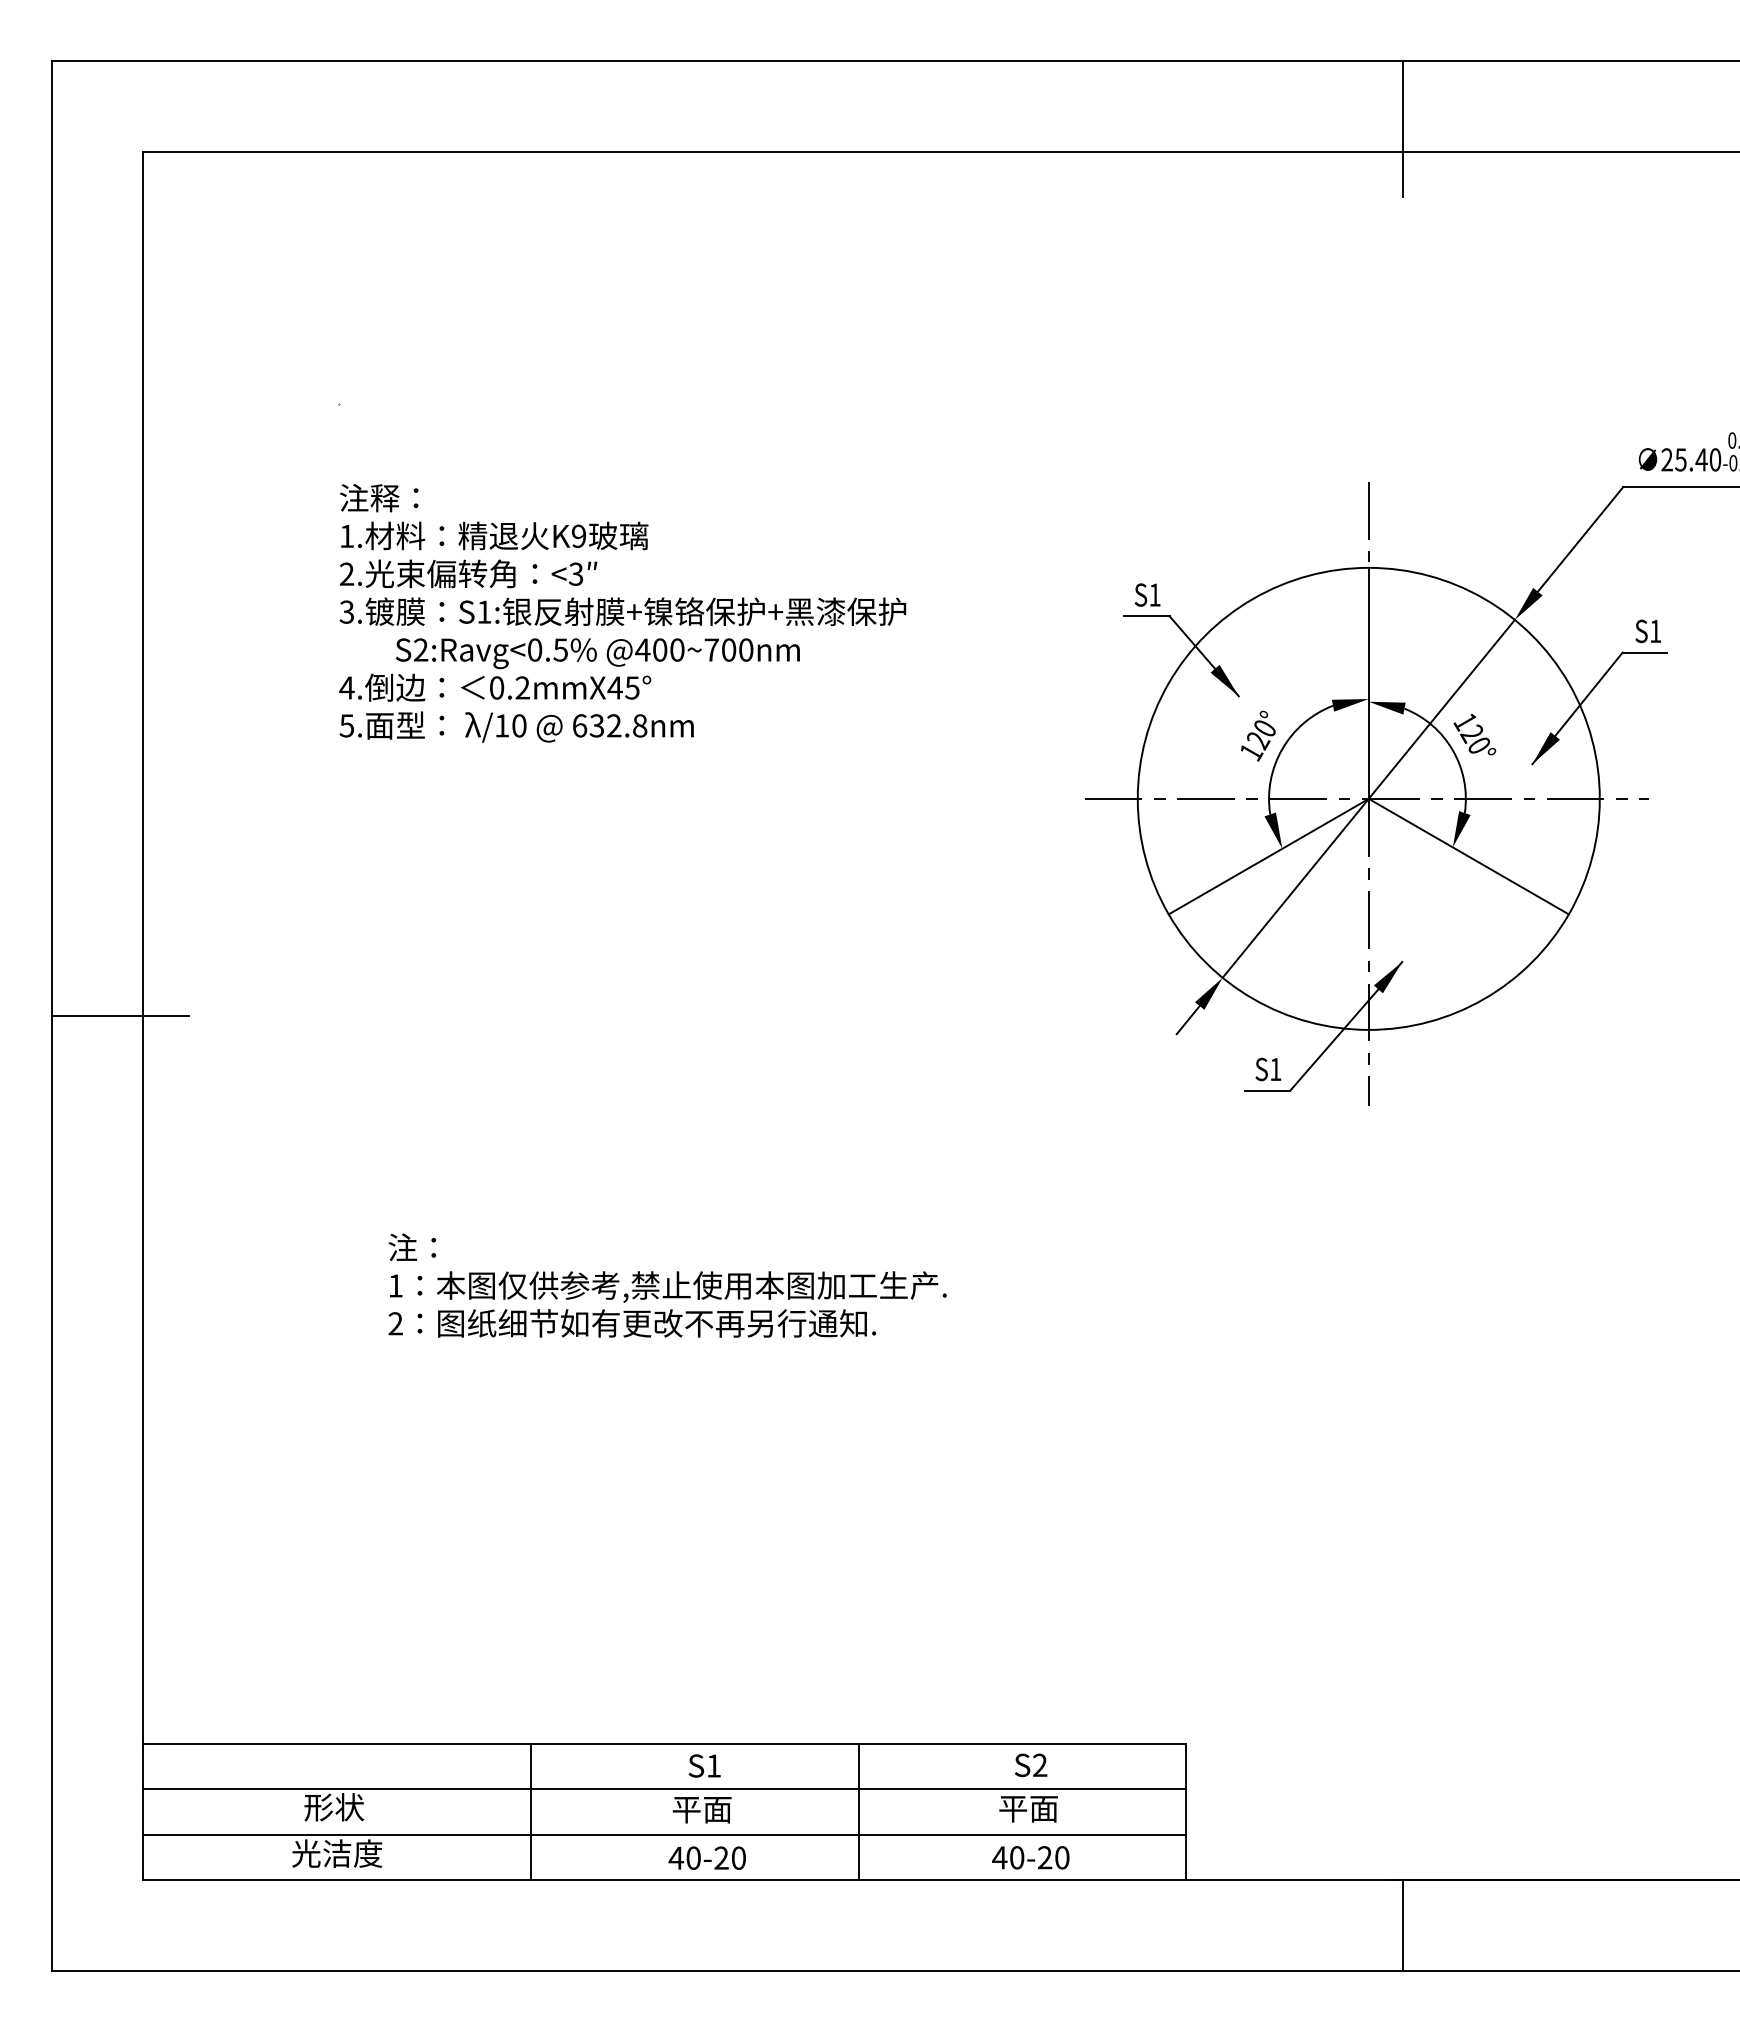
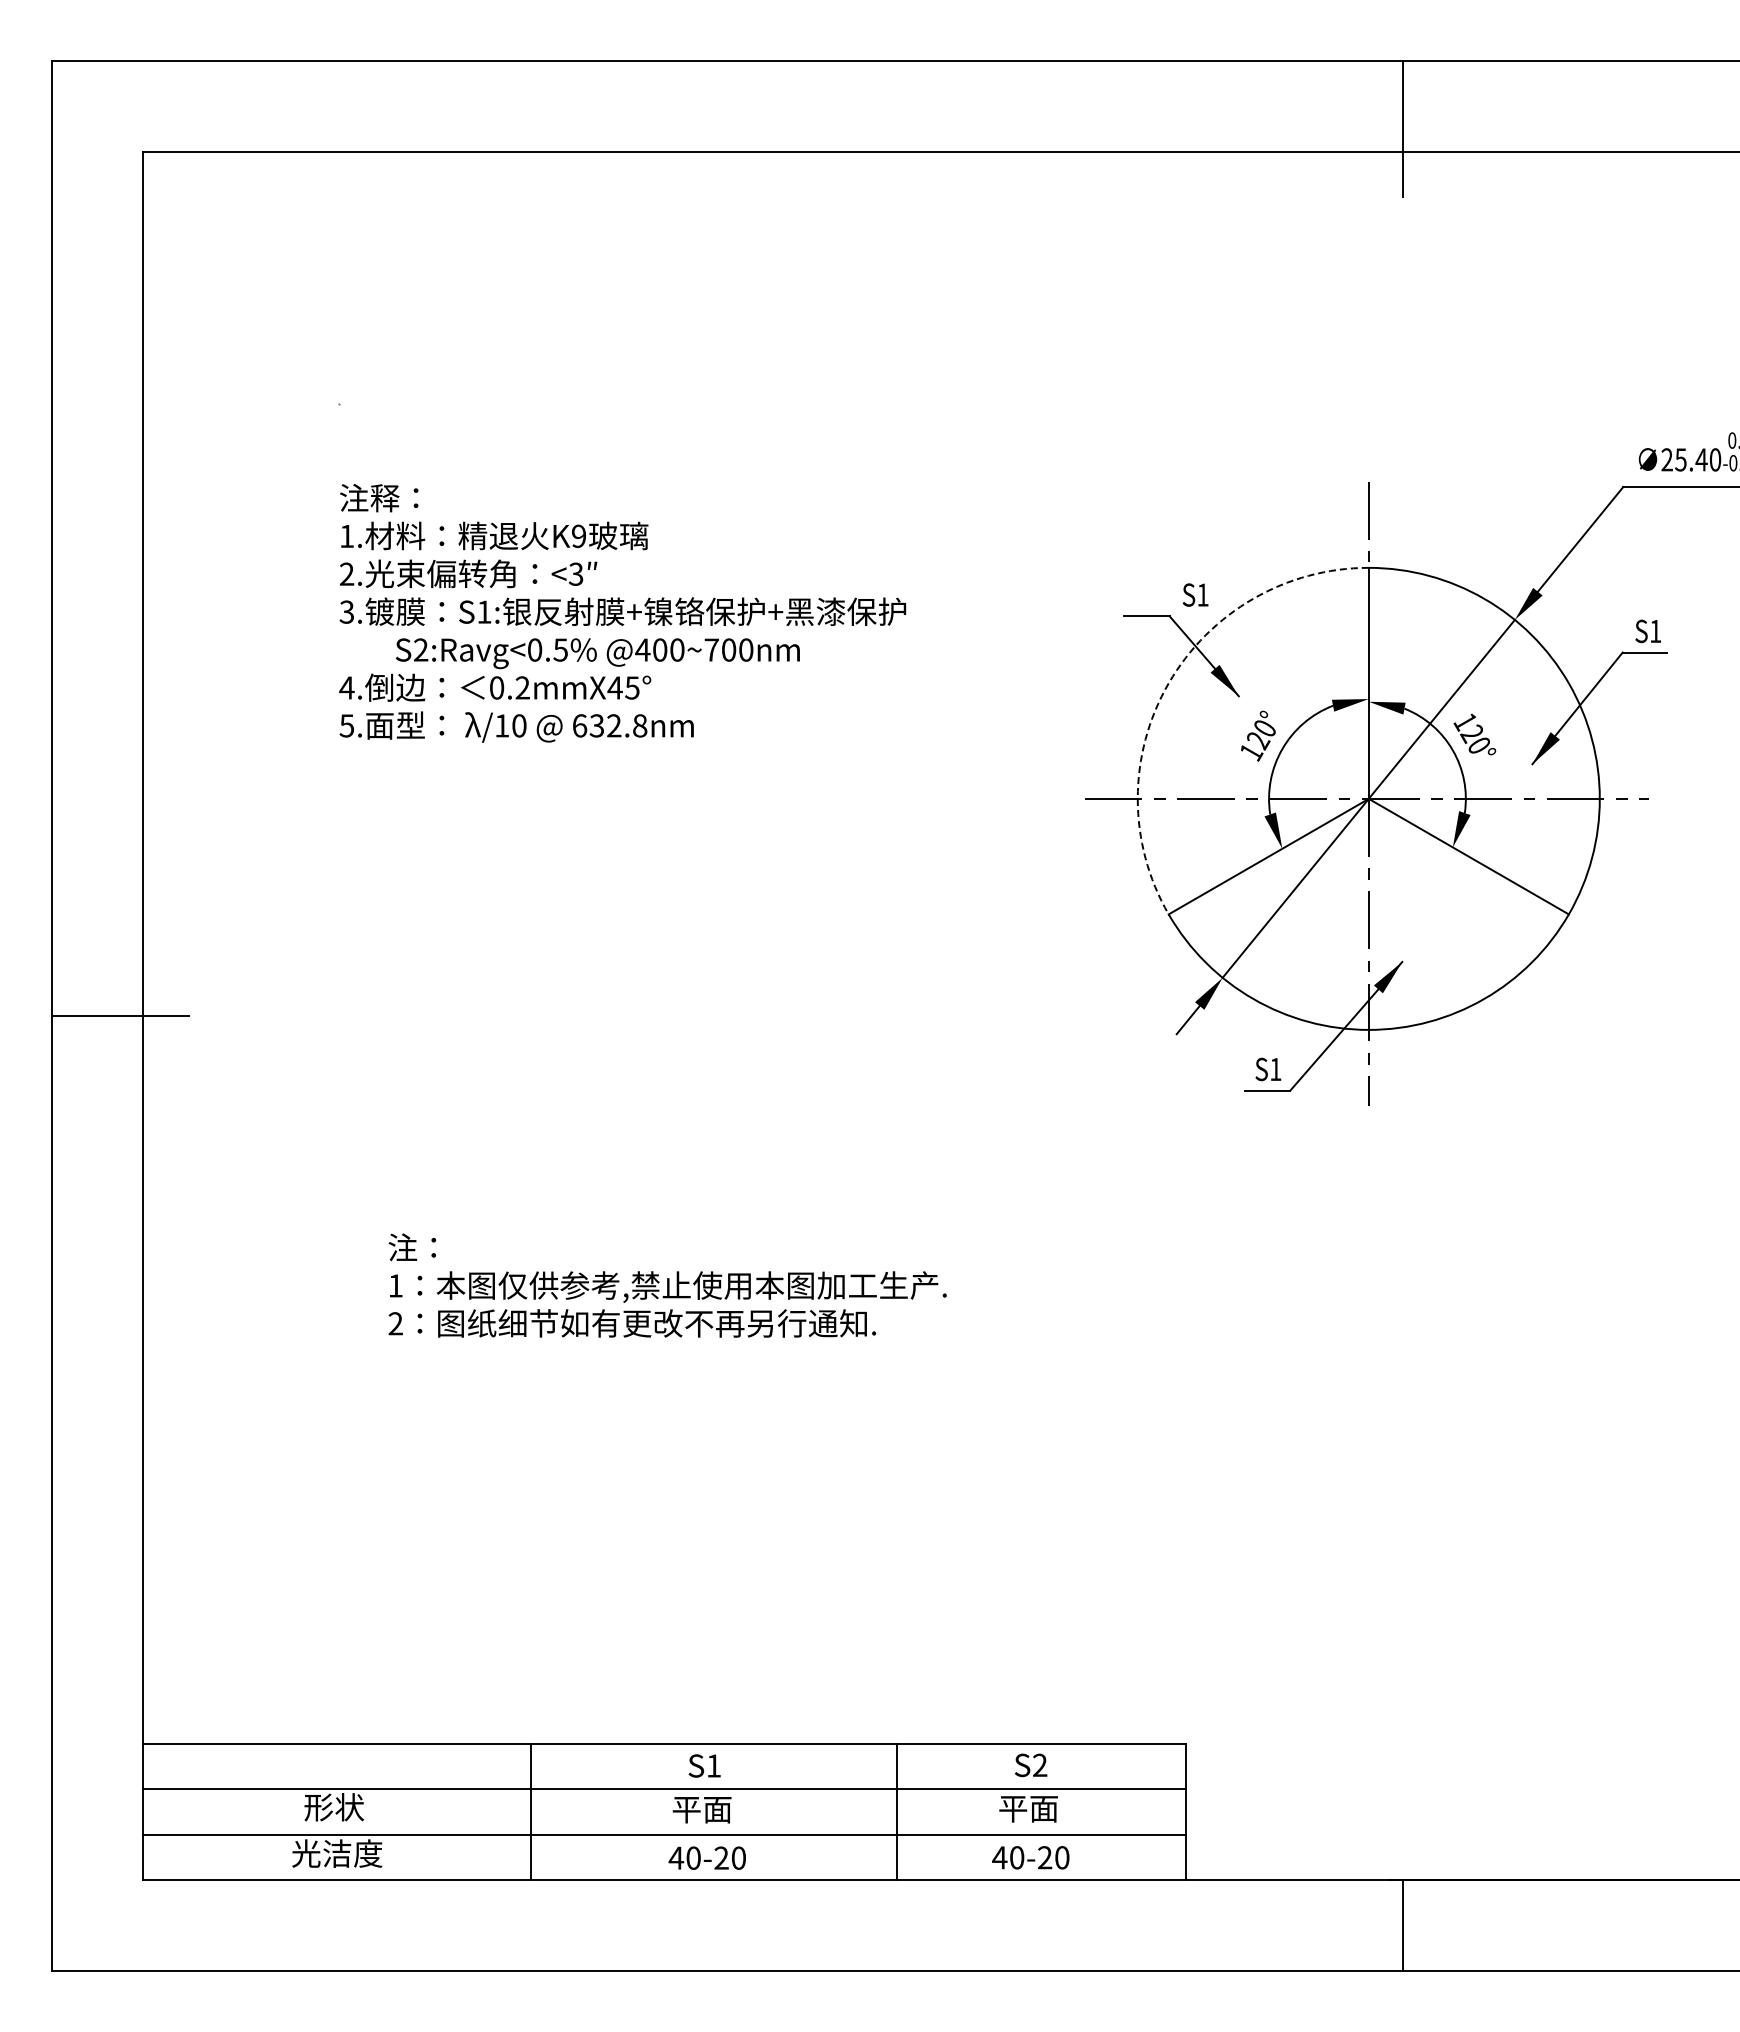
text position: (1147, 594) -> (1195, 594) (1195, 594)
arc: solid -> dashed (1168, 683)
line position: (858, 1811) -> (896, 1811) (896, 1811)
